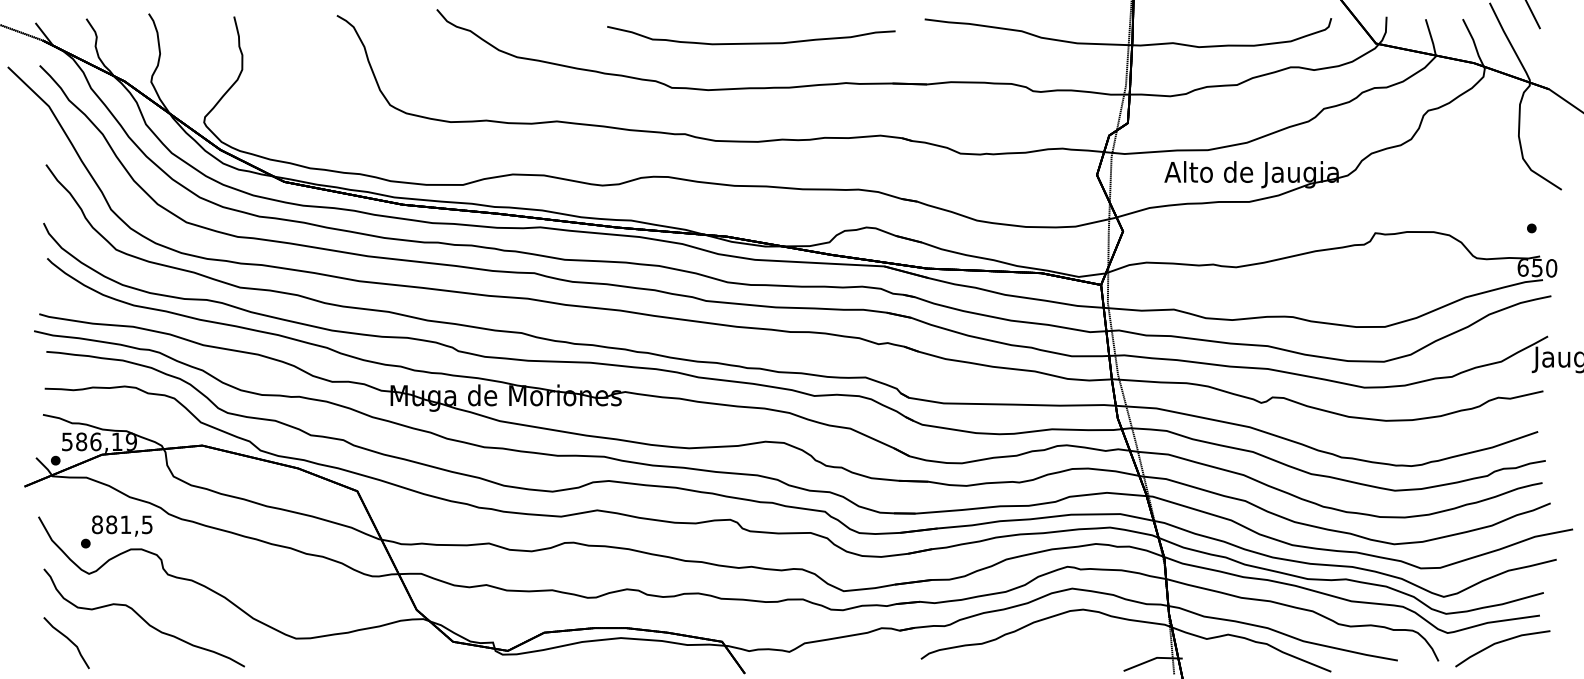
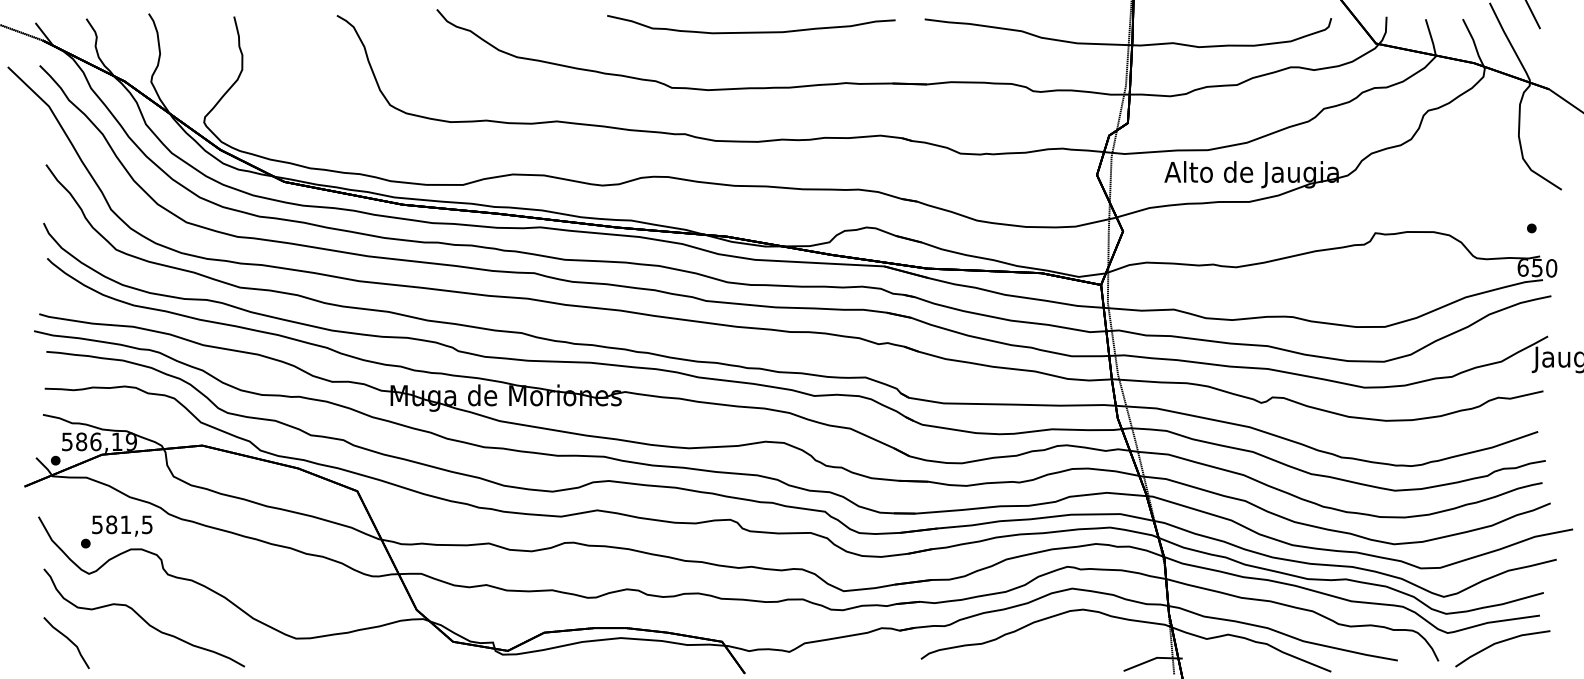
part position: (751, 42) -> (751, 31) (751, 31)
text: 881,5 -> 581,5 (97, 524)
